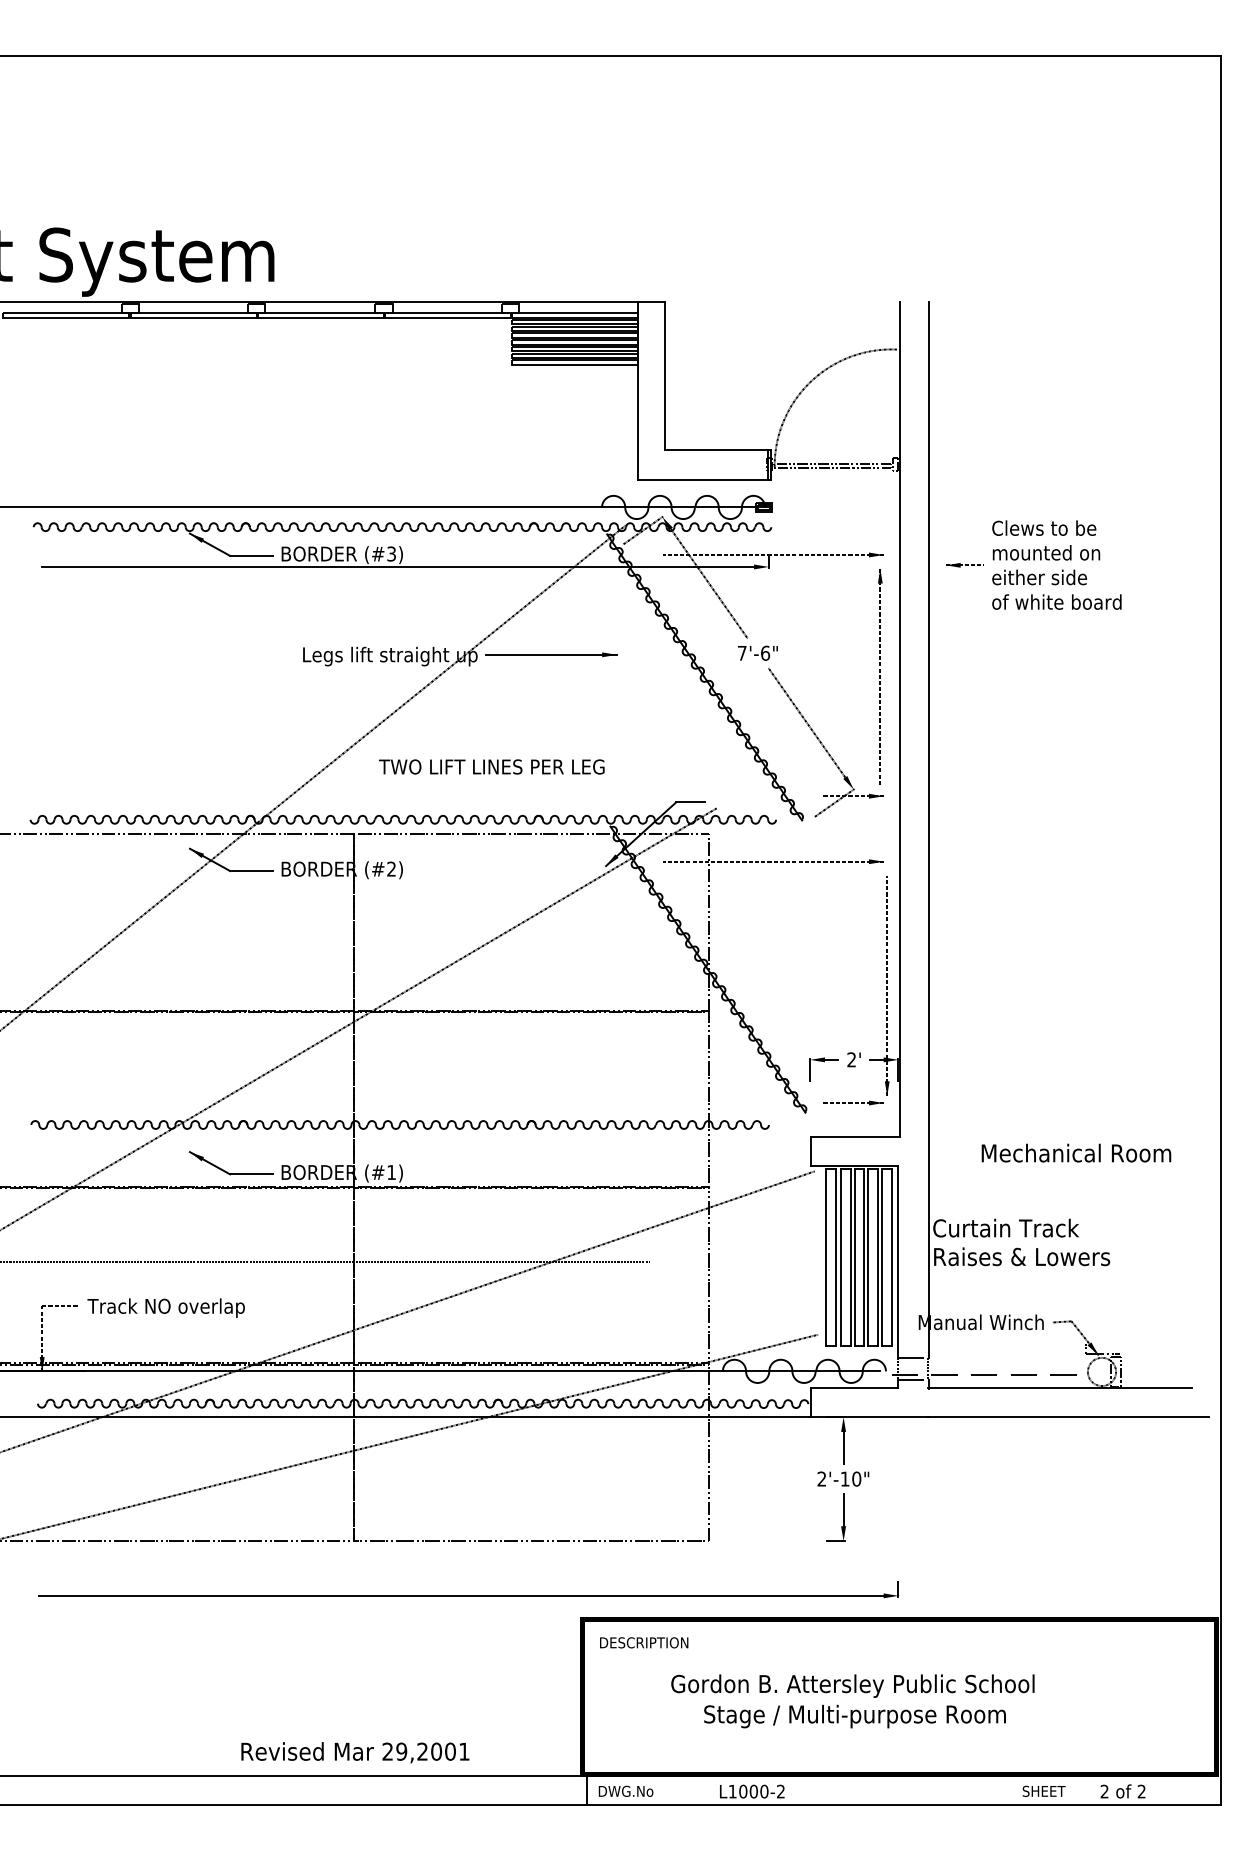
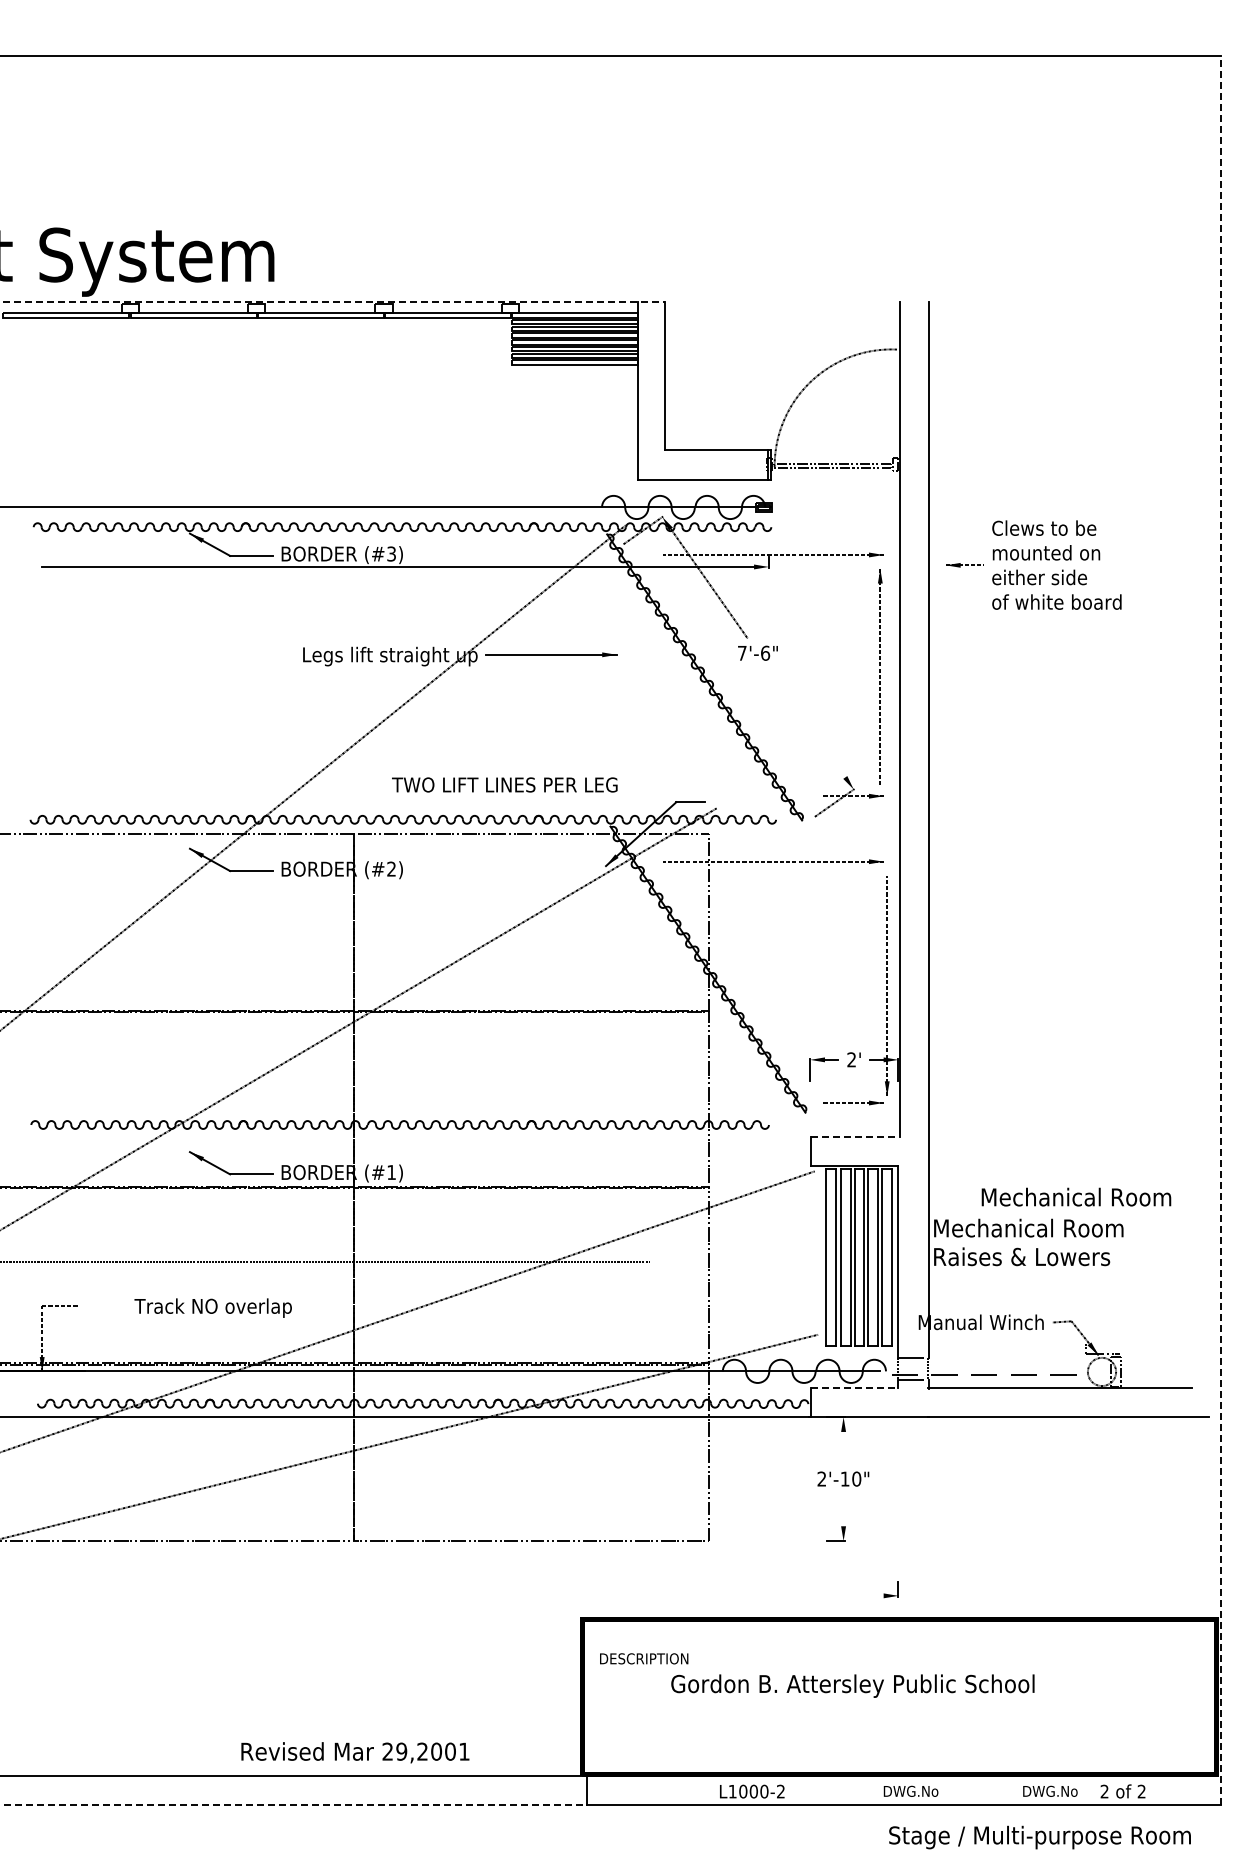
line: solid -> dashed (333, 302)
line: present -> none (806, 722)
text position: (491, 766) -> (504, 784) (504, 784)
line: solid -> dashed (1221, 930)
line: solid -> dashed (854, 1137)
text position: (1076, 1152) -> (1076, 1196) (1076, 1196)
text: Curtain Track -> Mechanical Room (1028, 1227)
text position: (165, 1307) -> (212, 1307) (212, 1307)
line: solid -> dashed (854, 1388)
line: present -> none (843, 1447)
line: present -> none (843, 1509)
line: present -> none (461, 1595)
text position: (644, 1642) -> (644, 1658) (644, 1658)
text position: (854, 1716) -> (1039, 1837) (1039, 1837)
text position: (625, 1790) -> (910, 1790) (910, 1790)
text: SHEET -> DWG.No (1049, 1790)
line: solid -> dashed (293, 1805)
